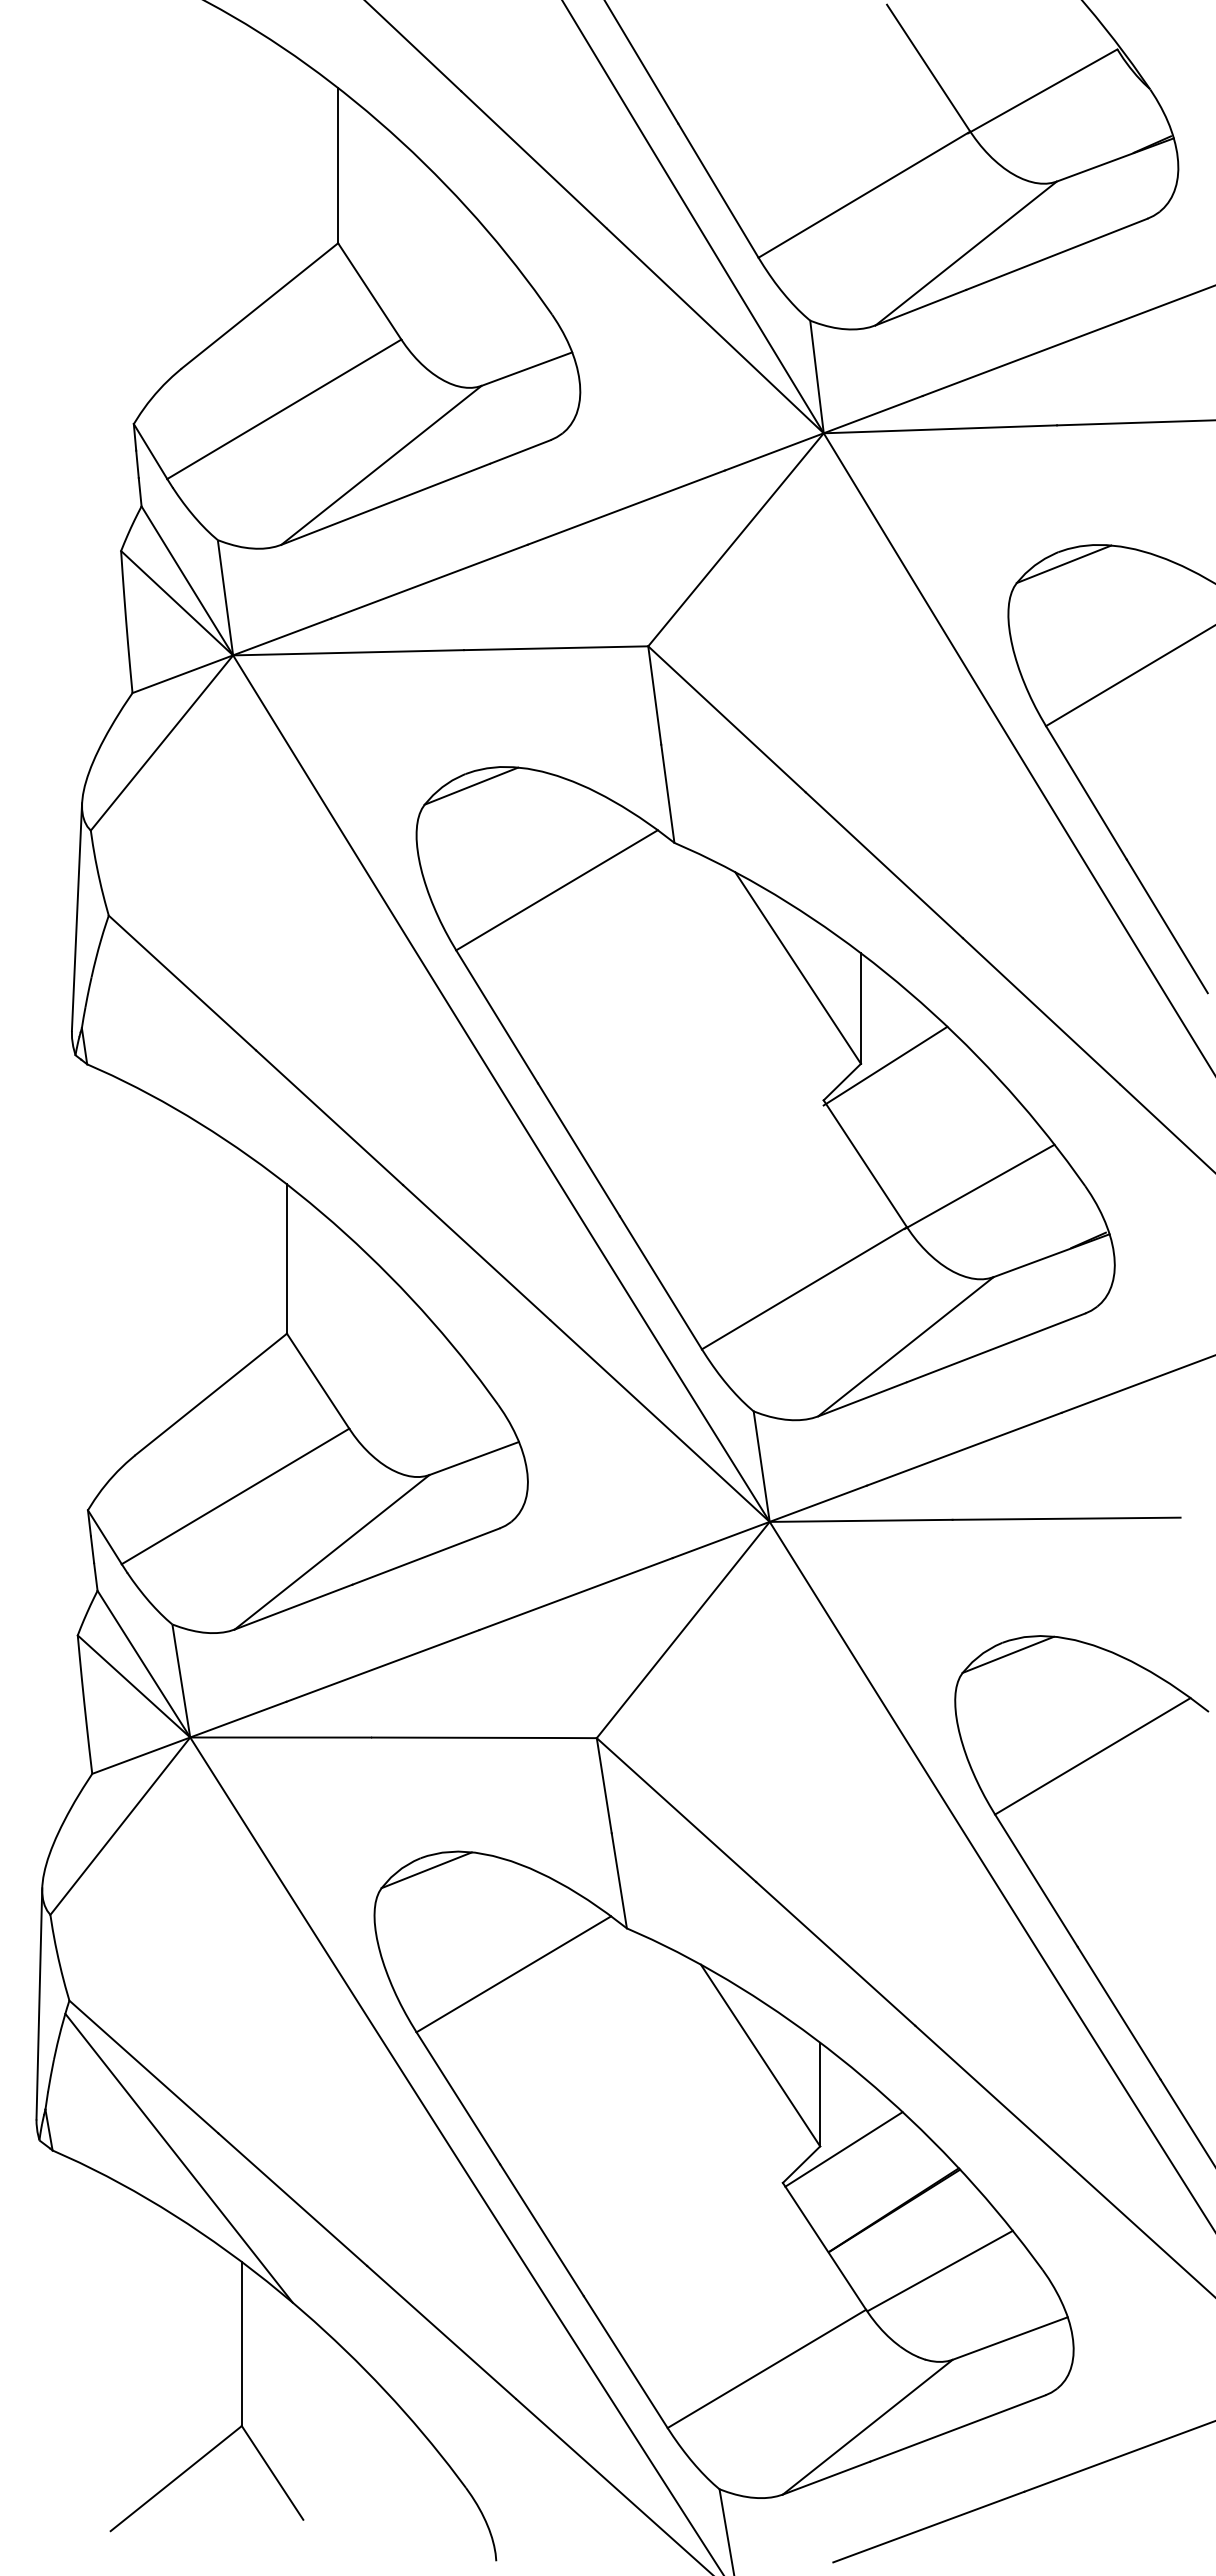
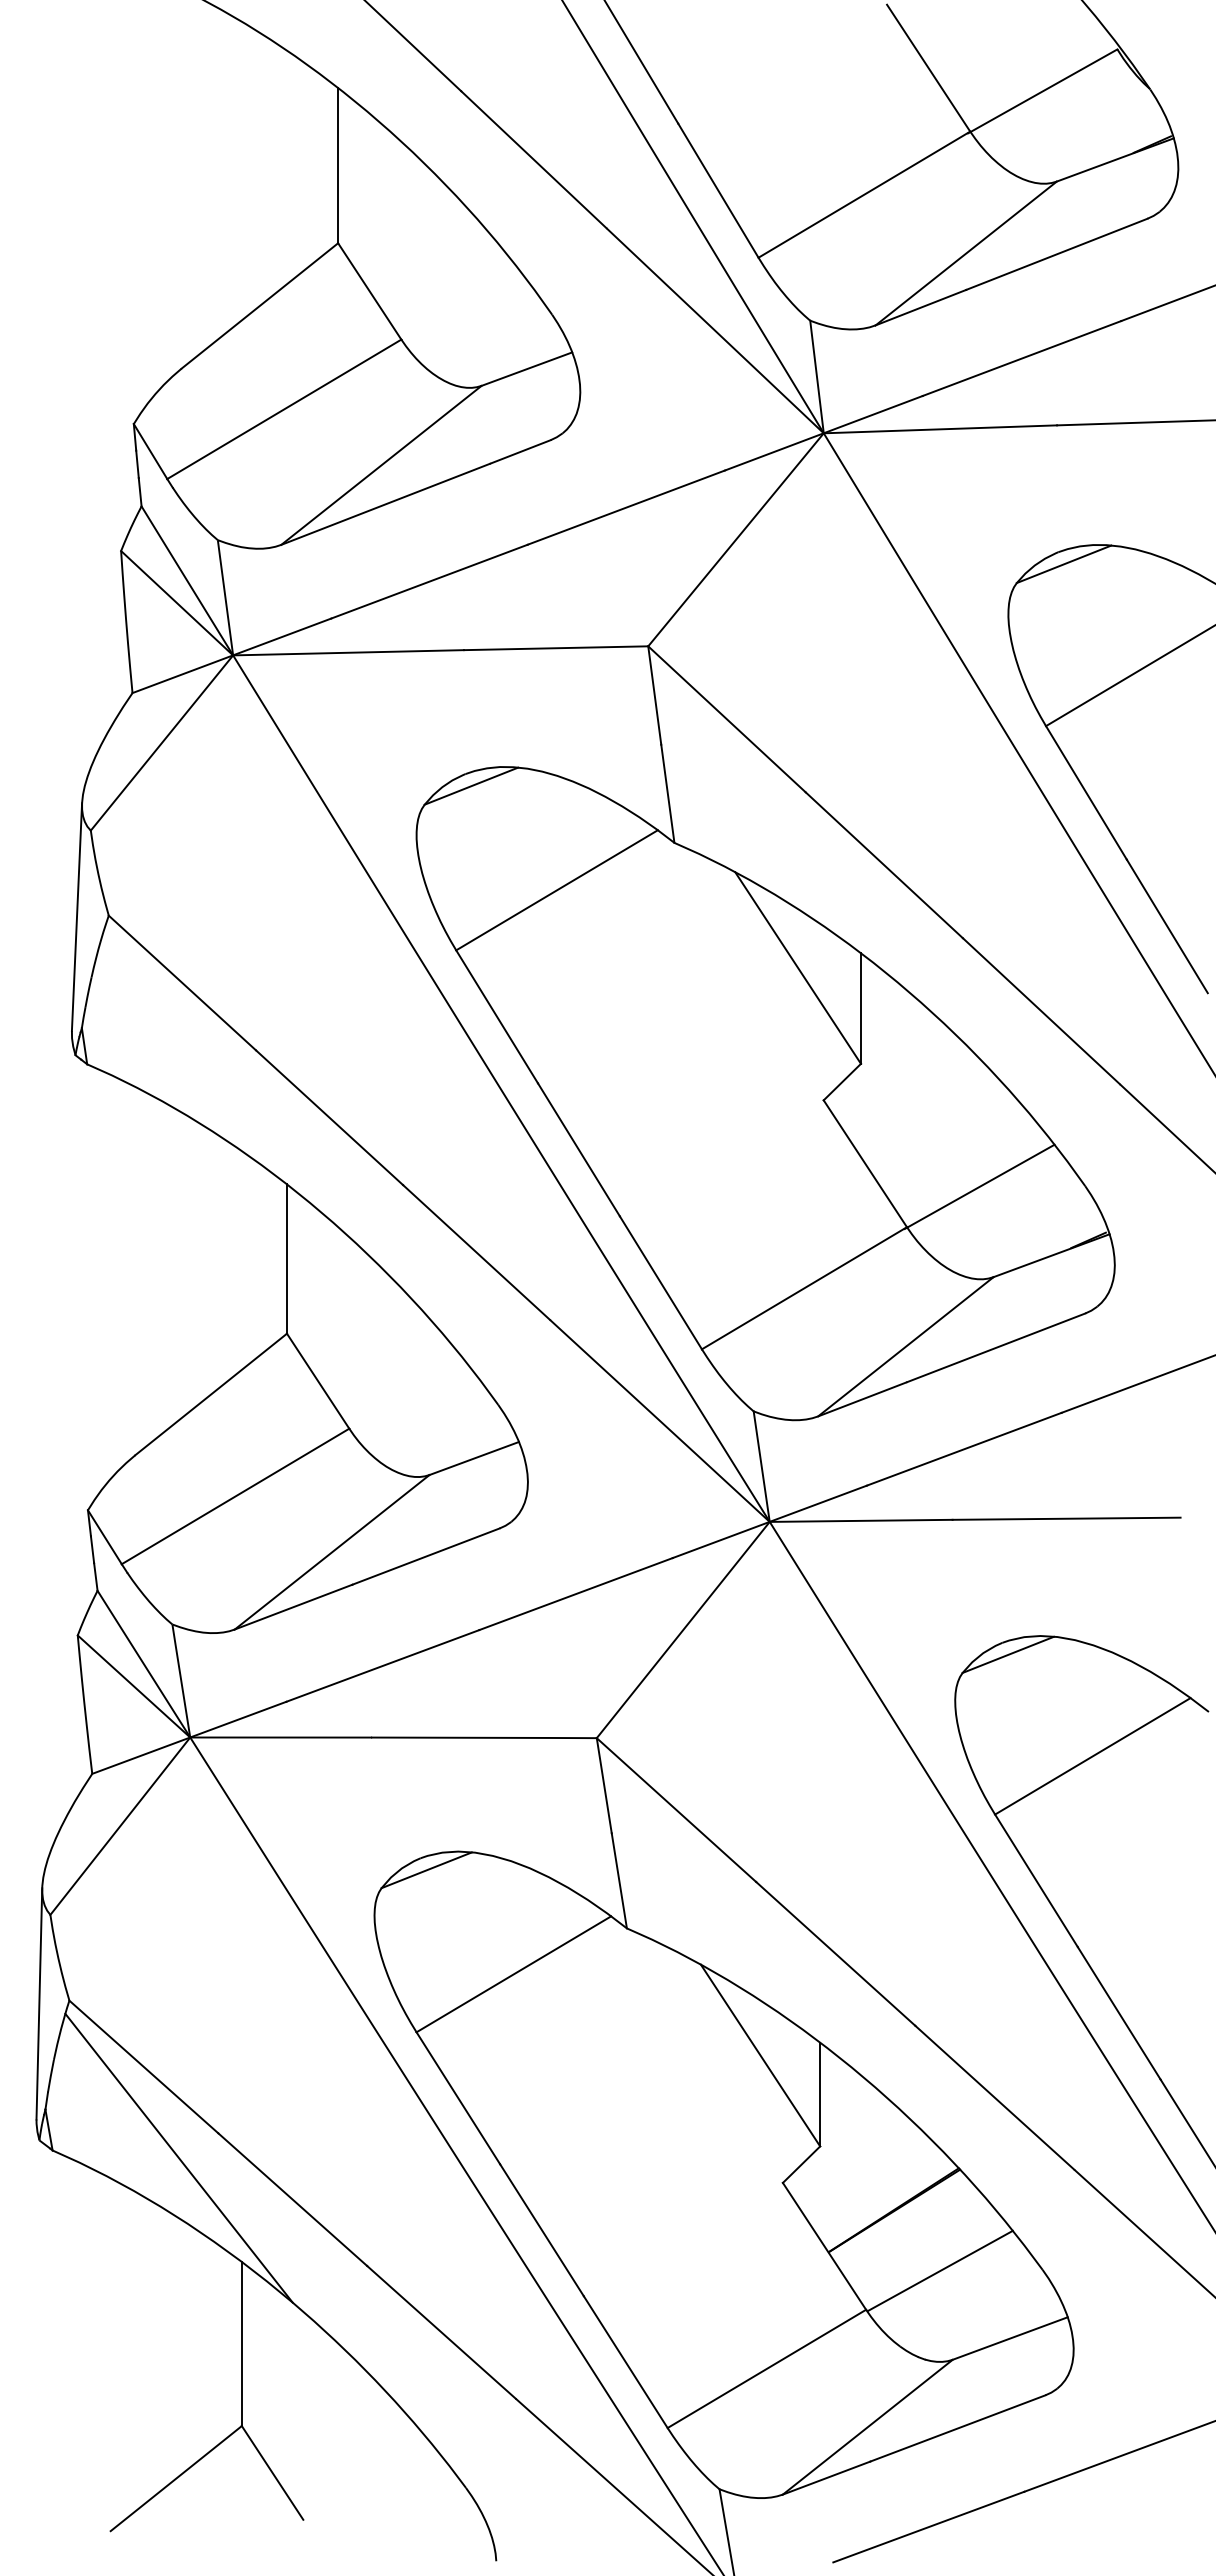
line: present -> none (885, 1065)
line: present -> none (843, 2149)
